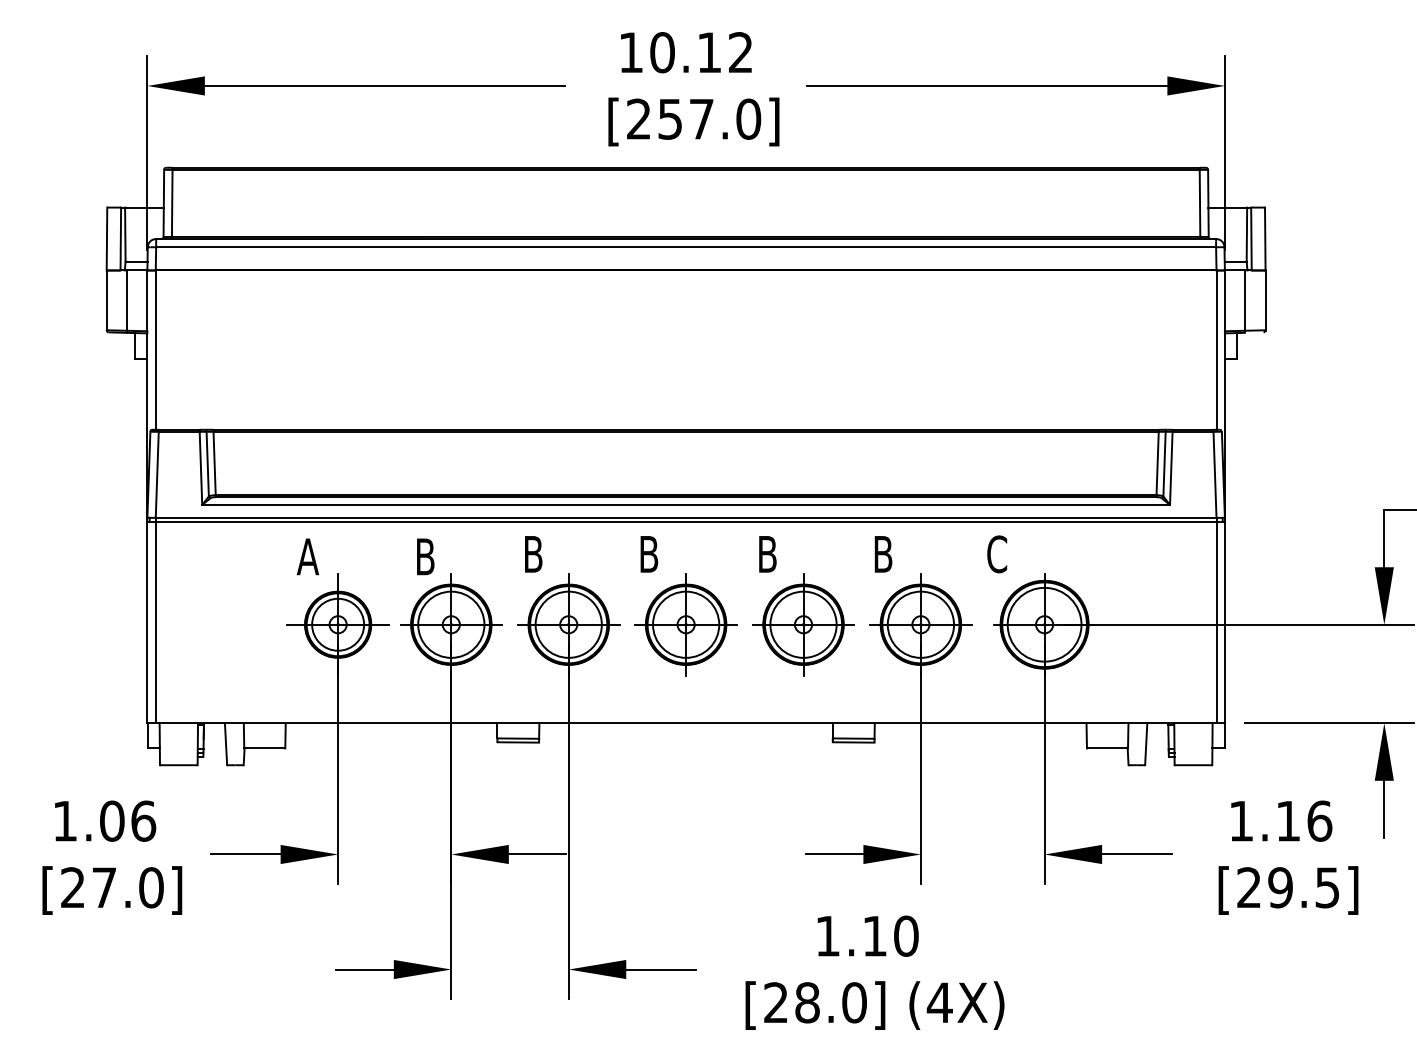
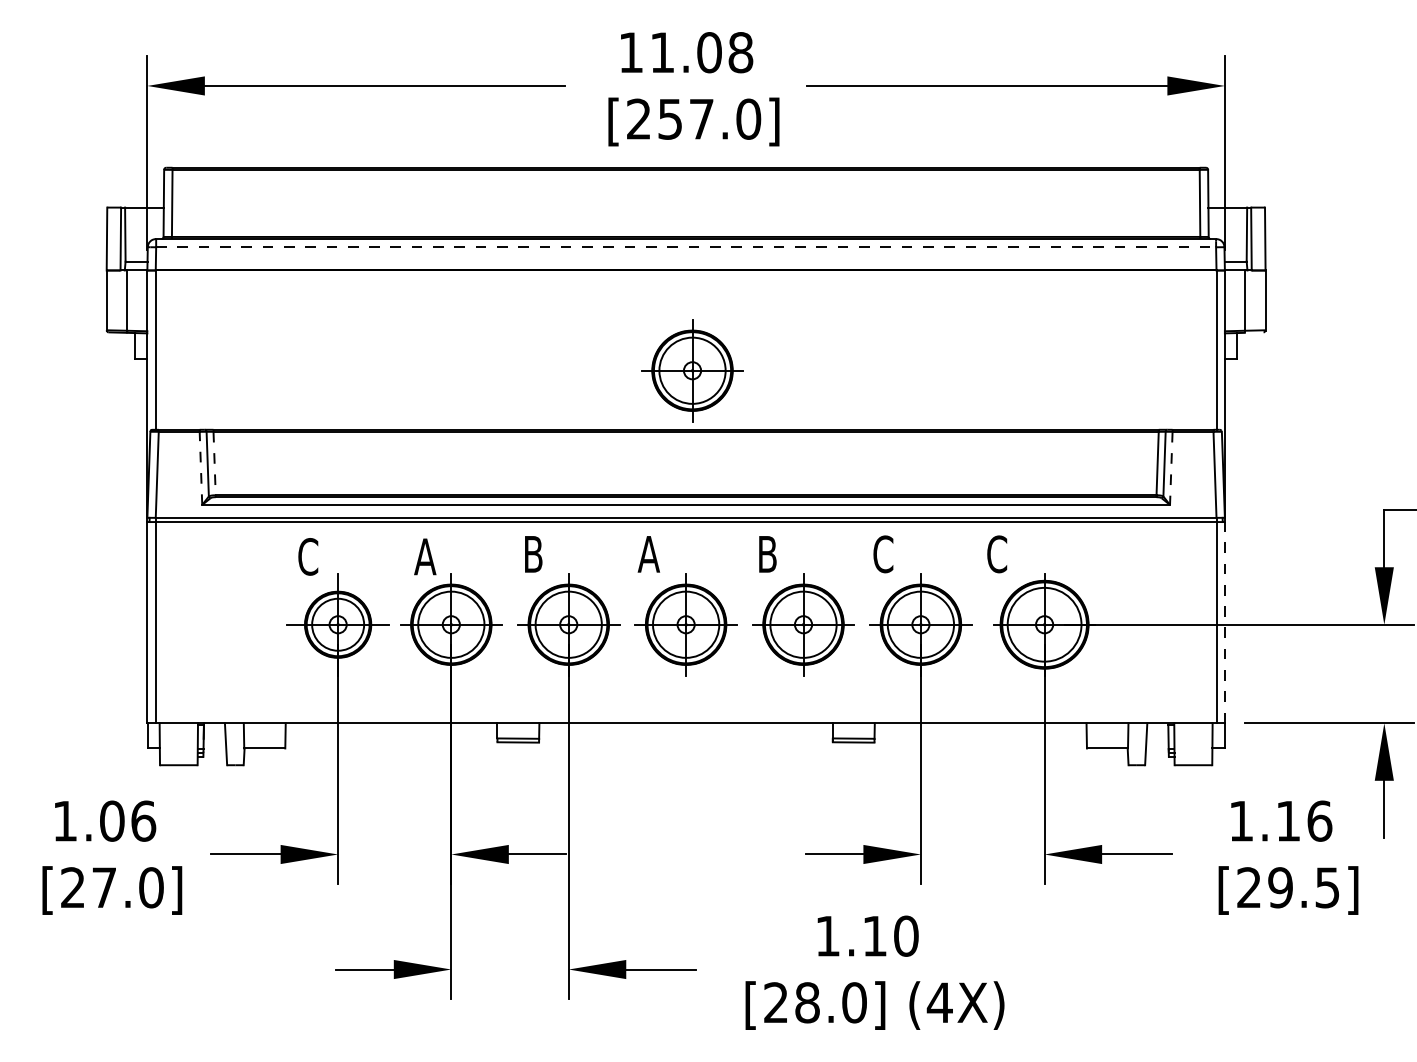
text: 10.12 -> 11.08 (701, 52)
line: solid -> dashed (686, 247)
part: none -> present (692, 370)
line: solid -> dashed (214, 463)
line: solid -> dashed (200, 468)
line: solid -> dashed (1171, 468)
text: B -> A (648, 554)
text: B -> C (883, 554)
text: A -> C (307, 556)
text: B -> A (425, 556)
line: solid -> dashed (1224, 622)
